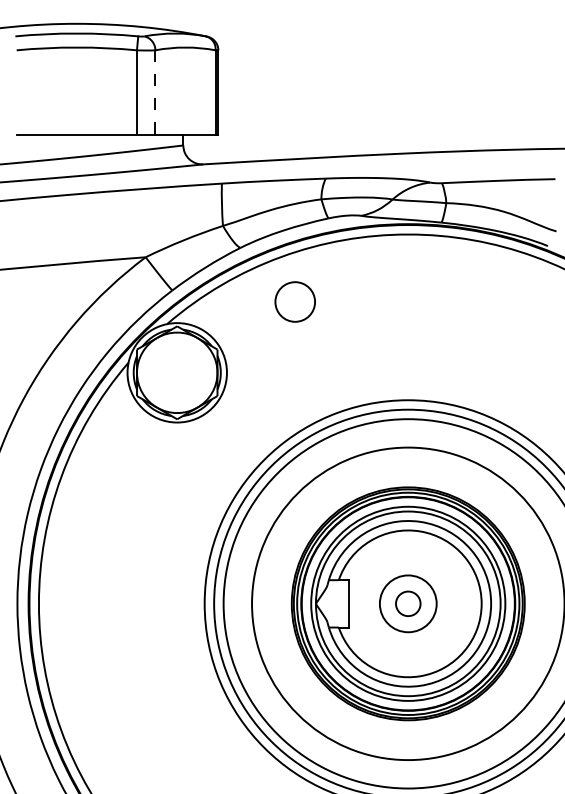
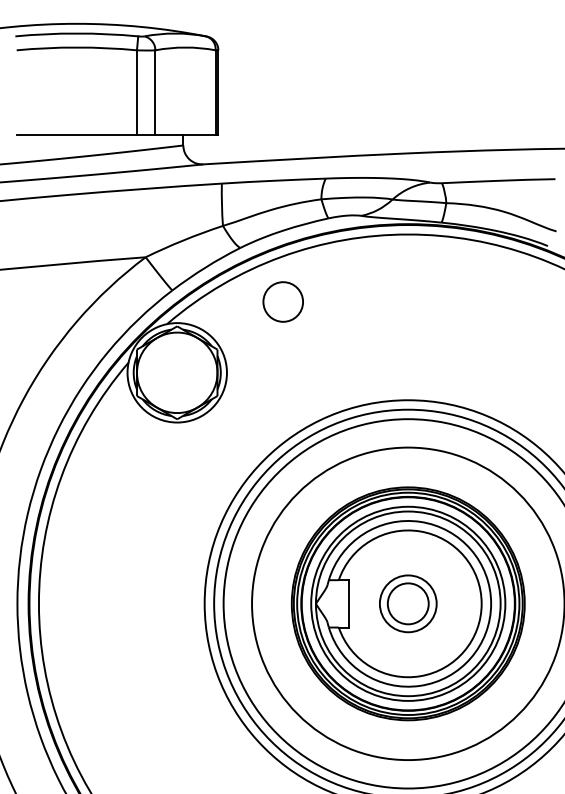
line: dashed -> solid (155, 93)
circle position: (294, 301) -> (282, 301) (282, 301)
circle diameter: 25 px -> 41 px (407, 603)
